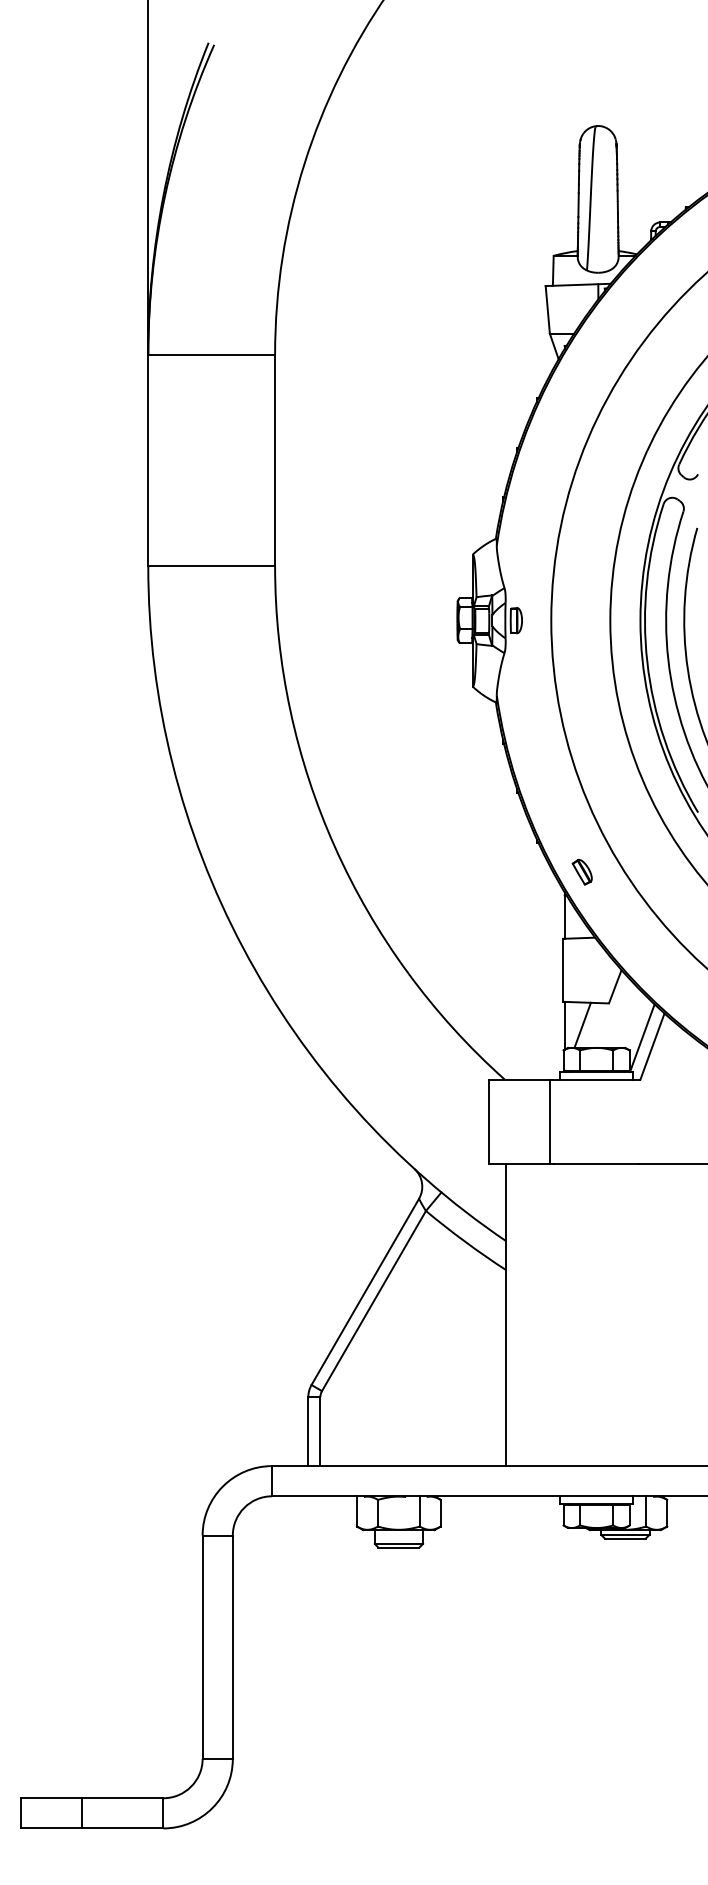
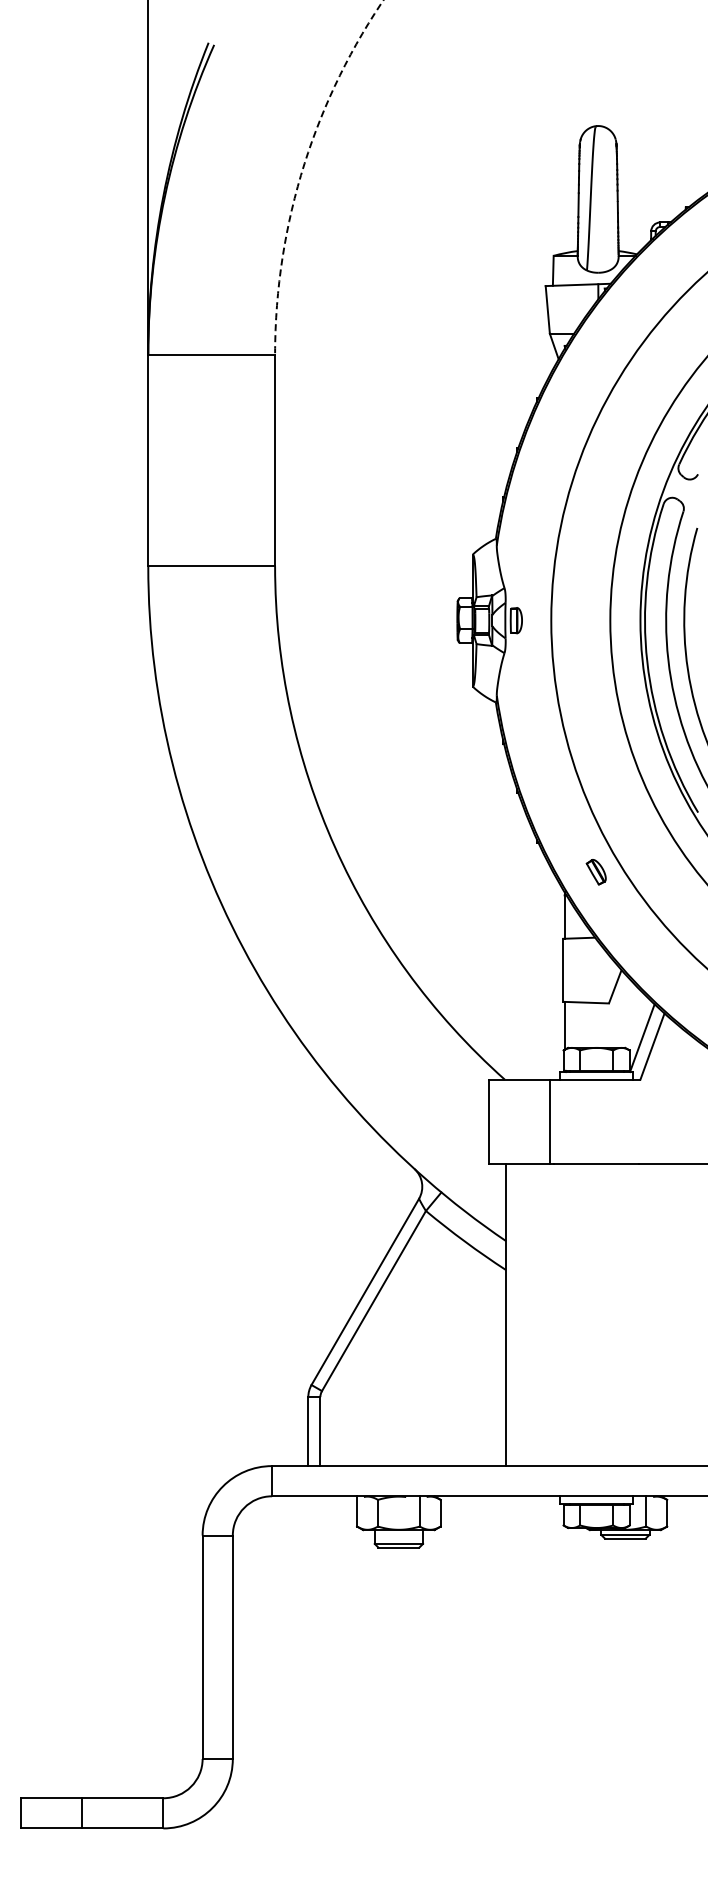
arc: solid -> dashed (302, 170)
part position: (581, 872) -> (595, 872) (595, 872)
line: present -> none (582, 1024)
